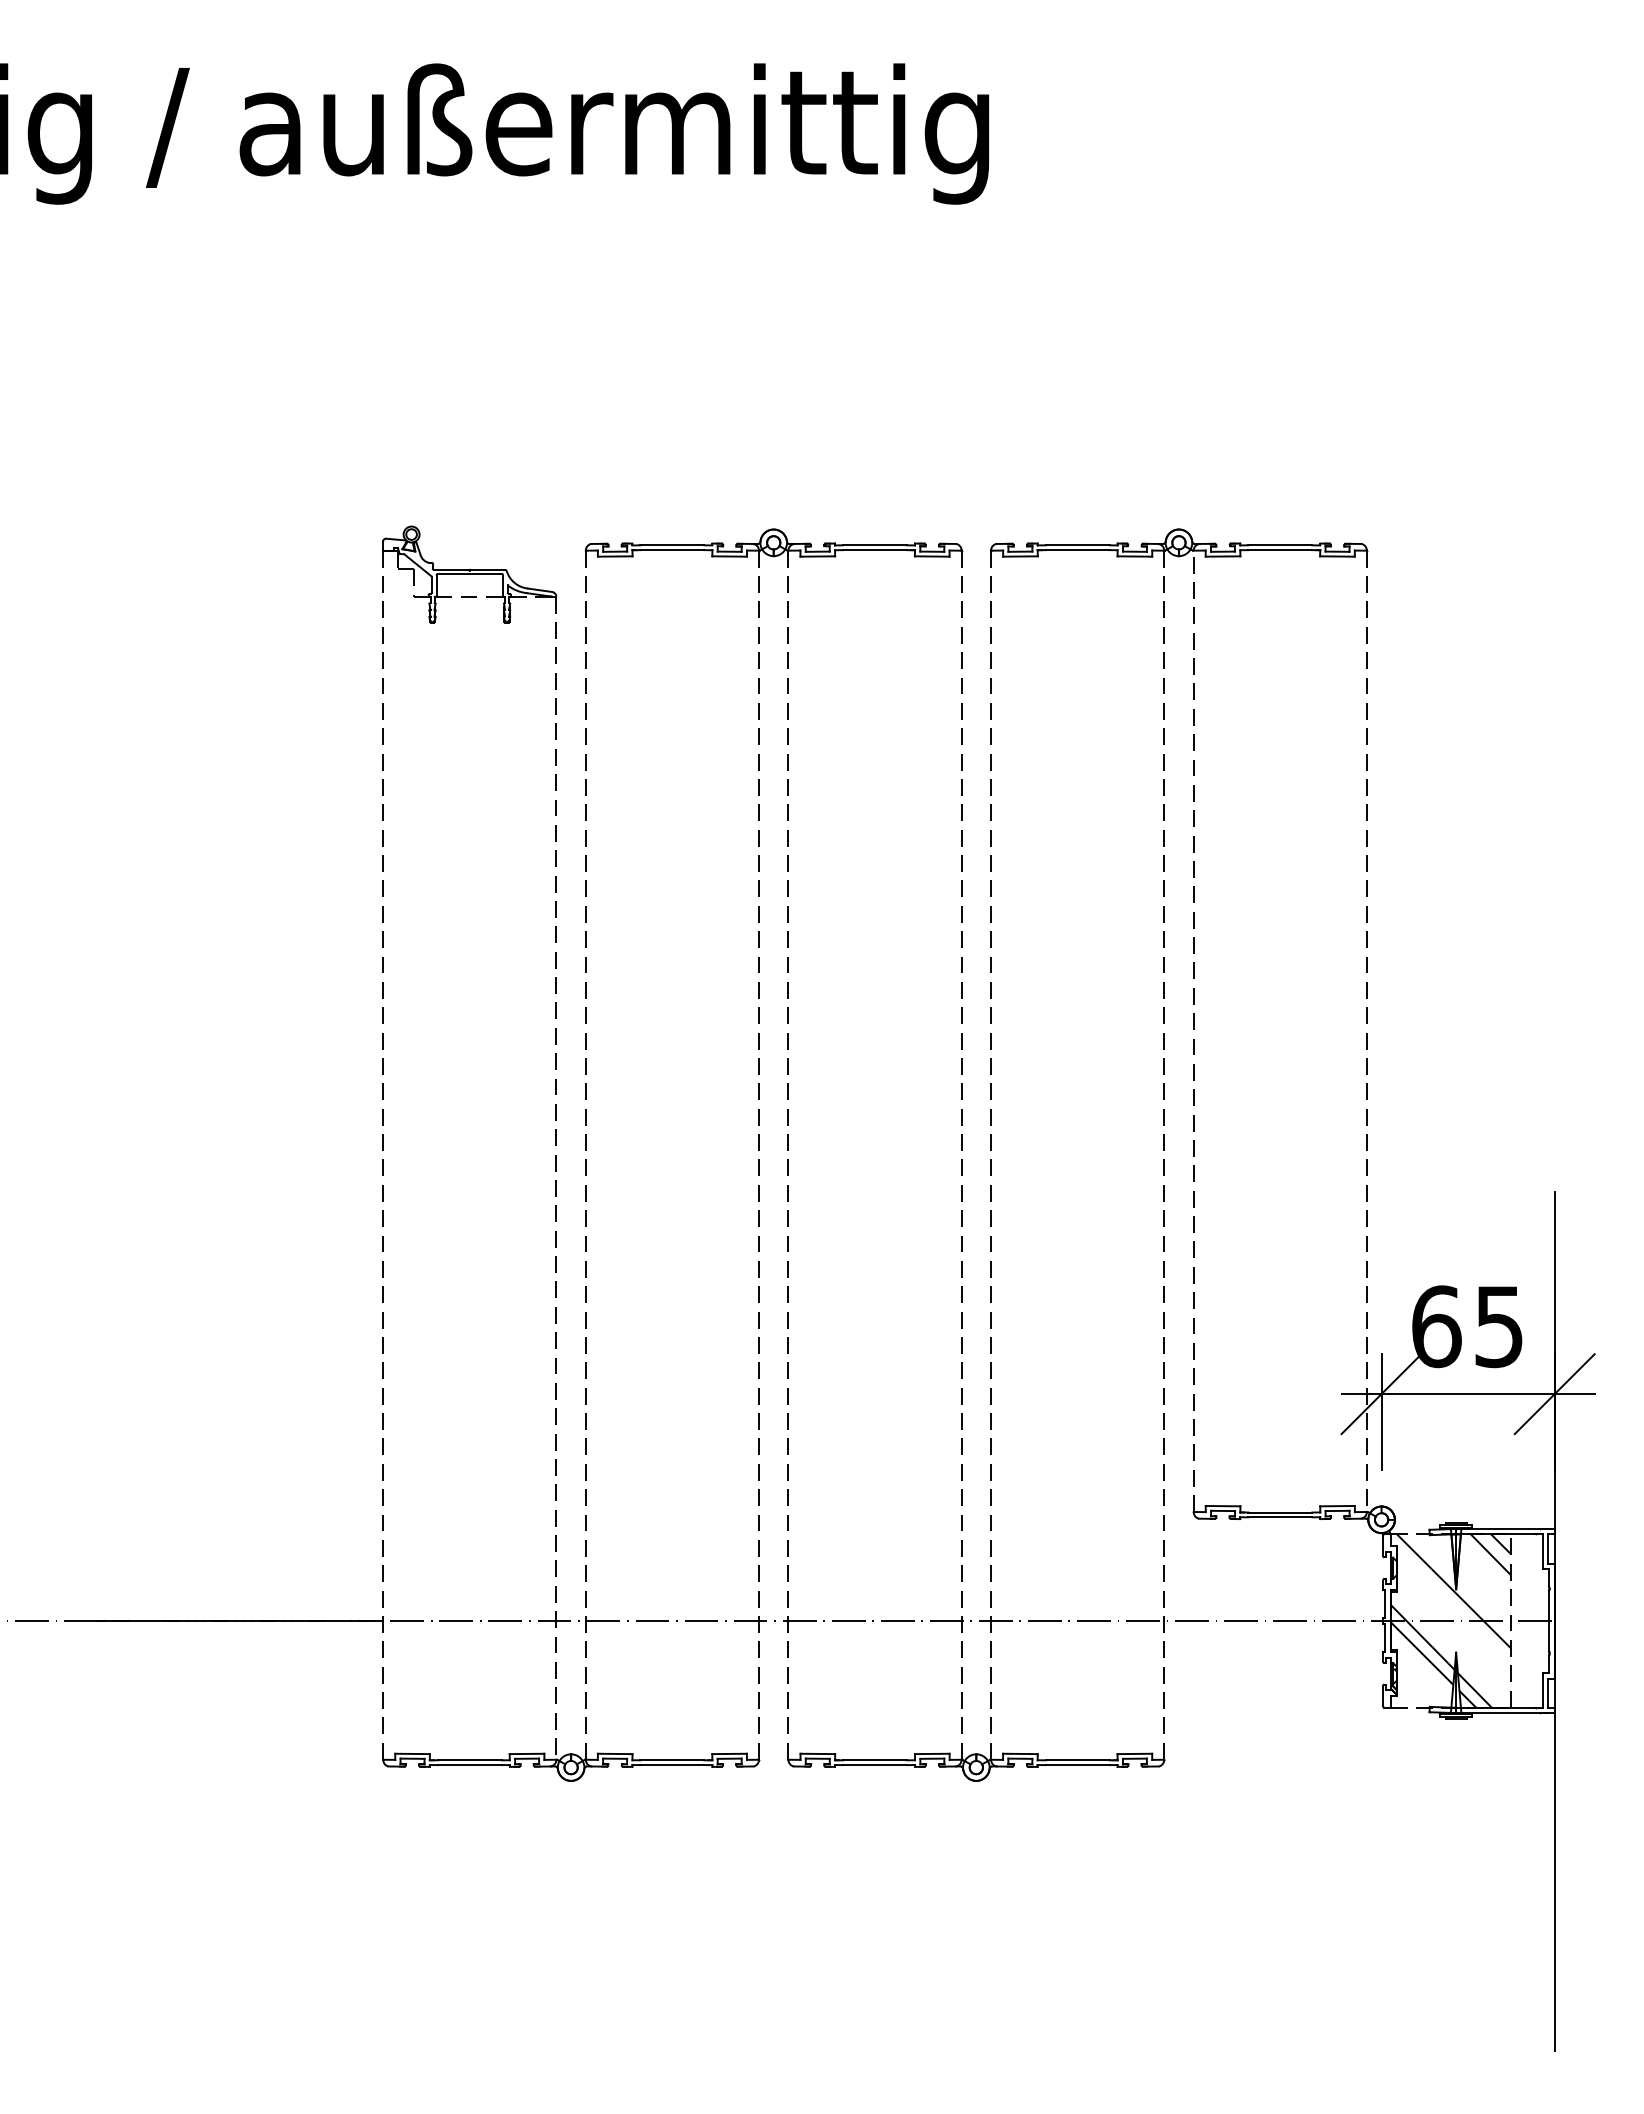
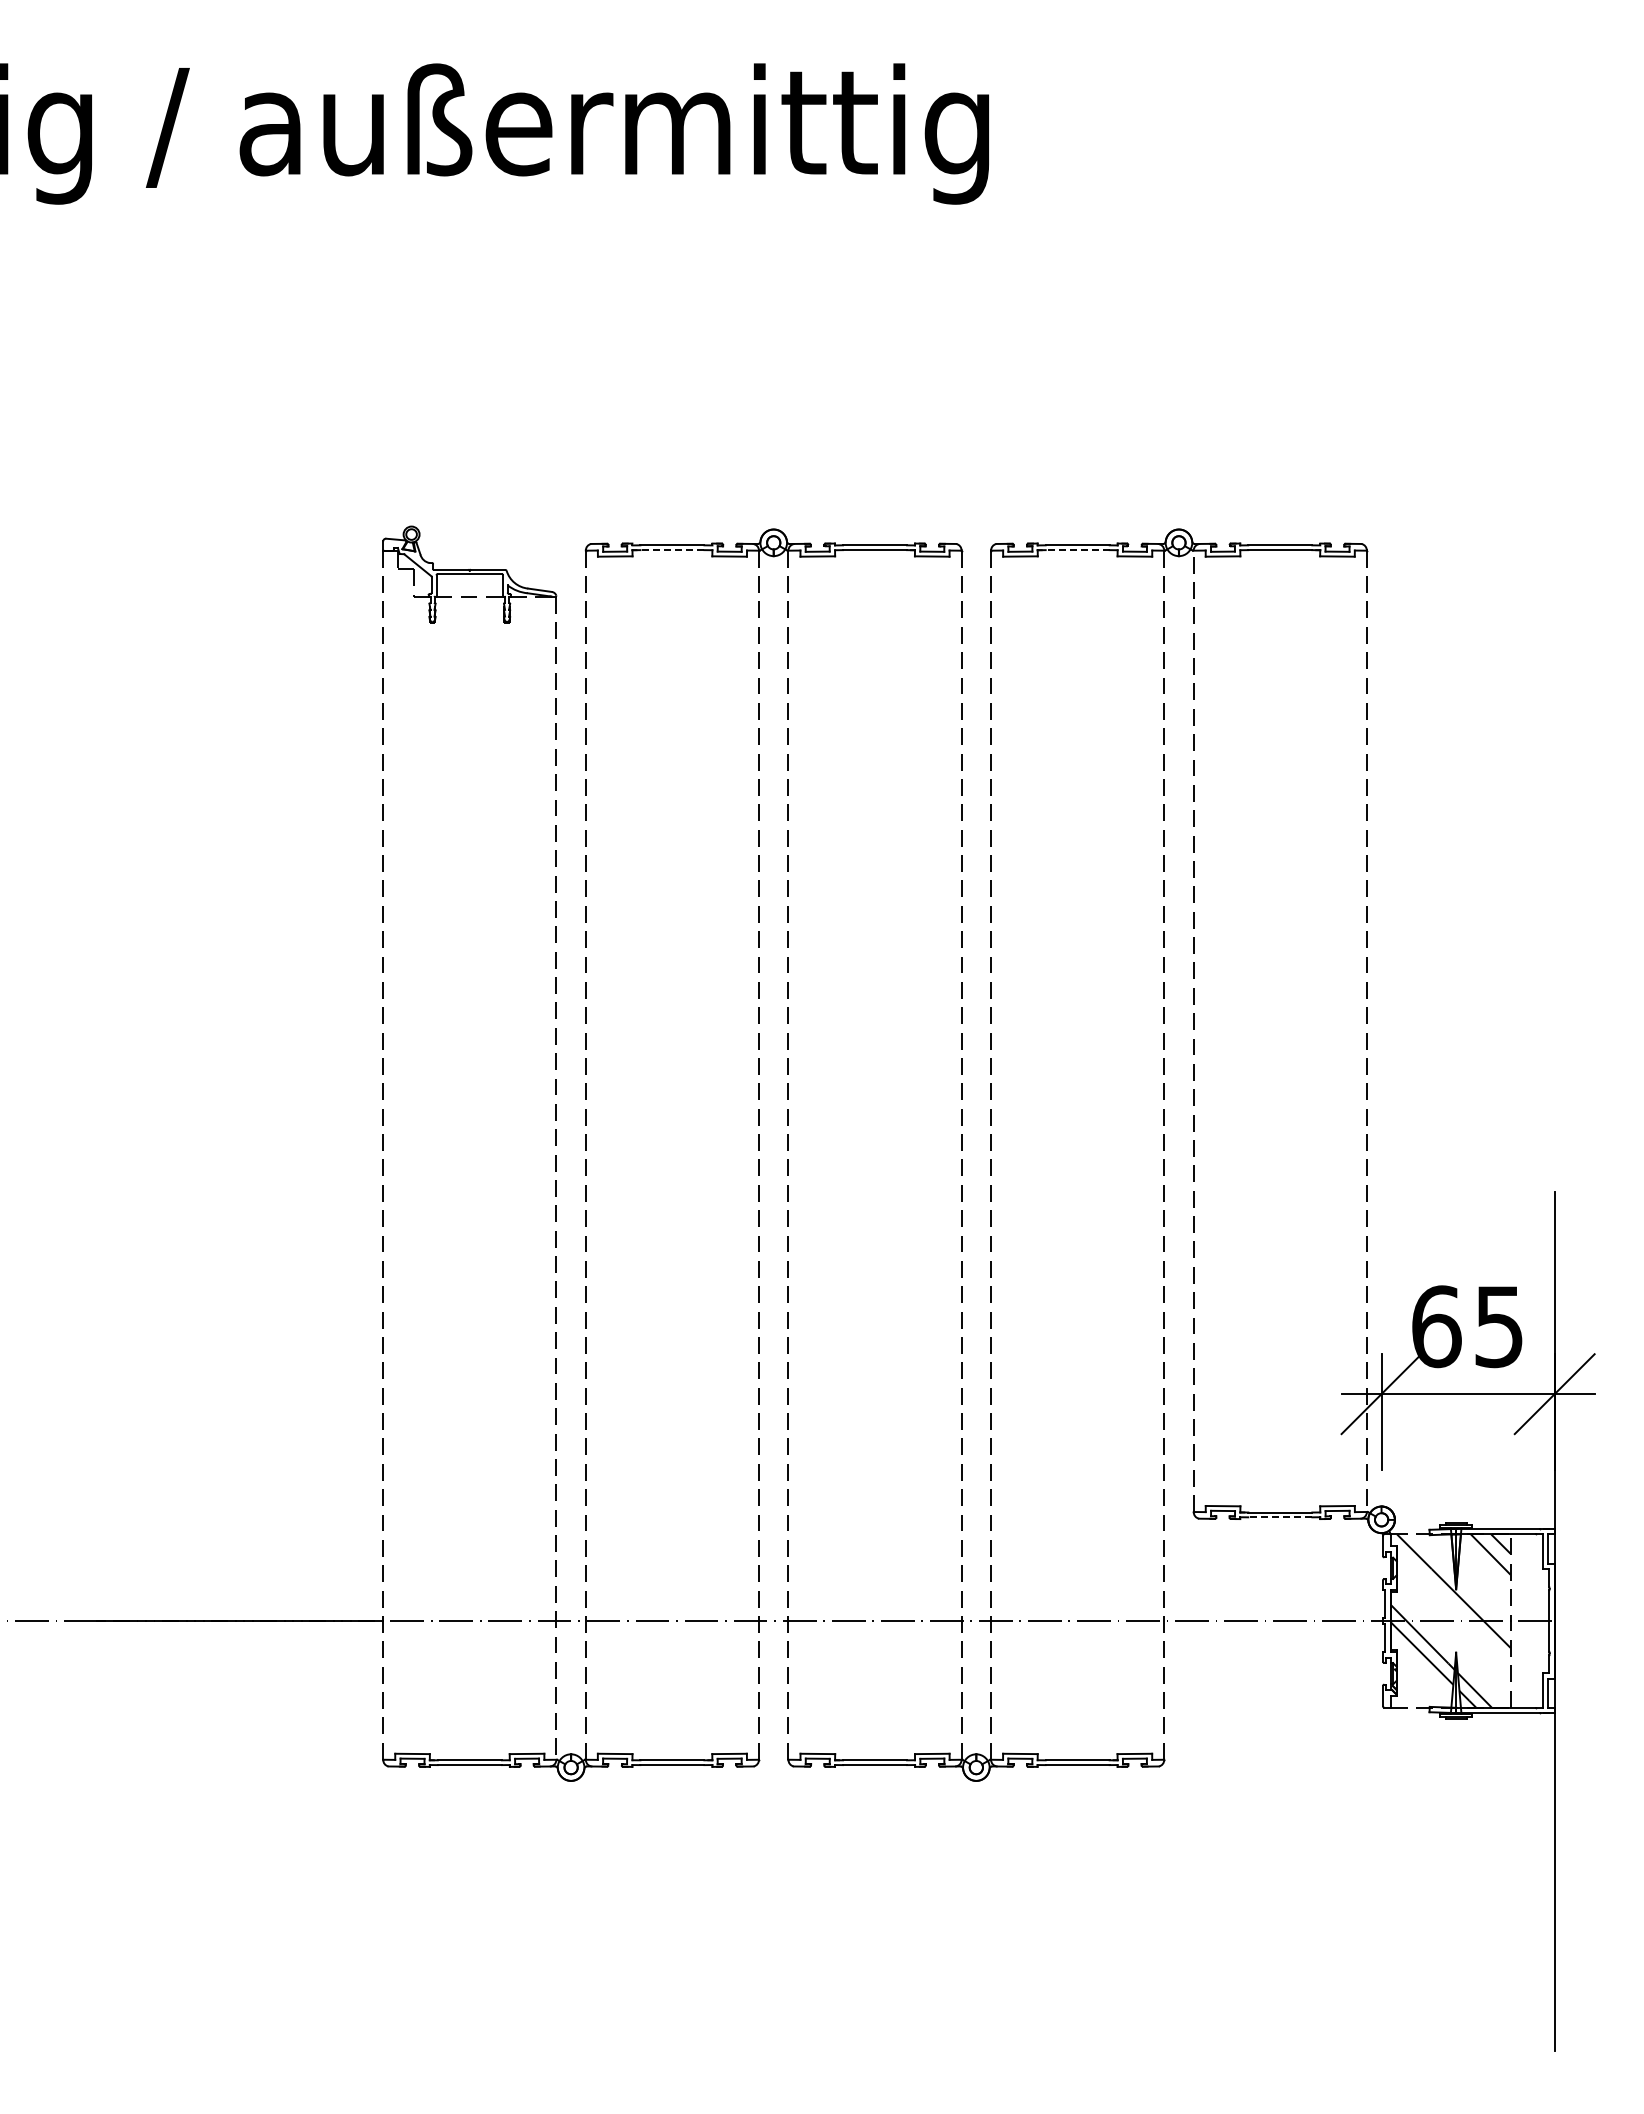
line: solid -> dashed (672, 550)
line: solid -> dashed (1077, 550)
line: solid -> dashed (1280, 1517)
